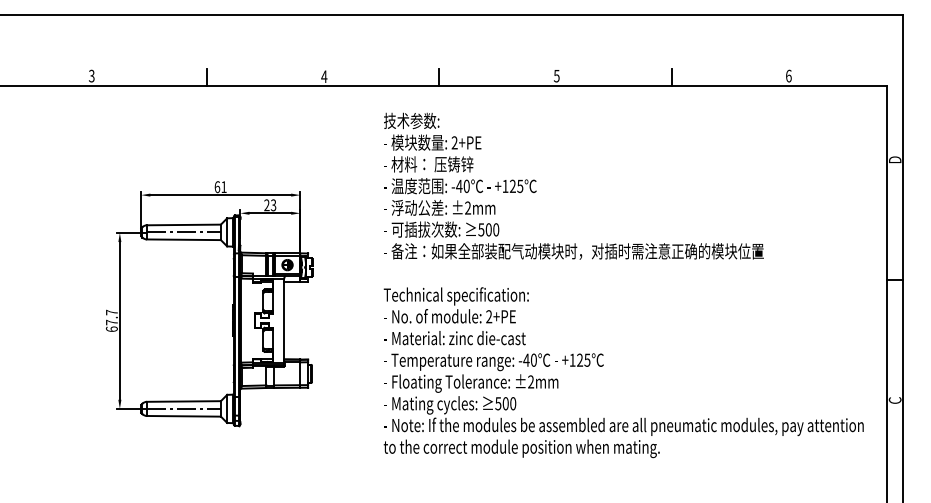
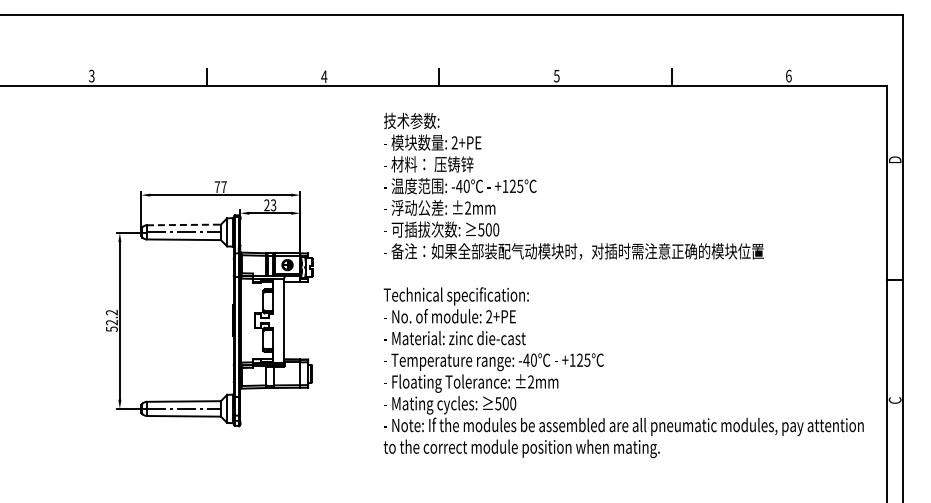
text: 61 -> 77 (220, 187)
line: solid -> dashed (184, 224)
text: 67.7 -> 52.2 (111, 320)
